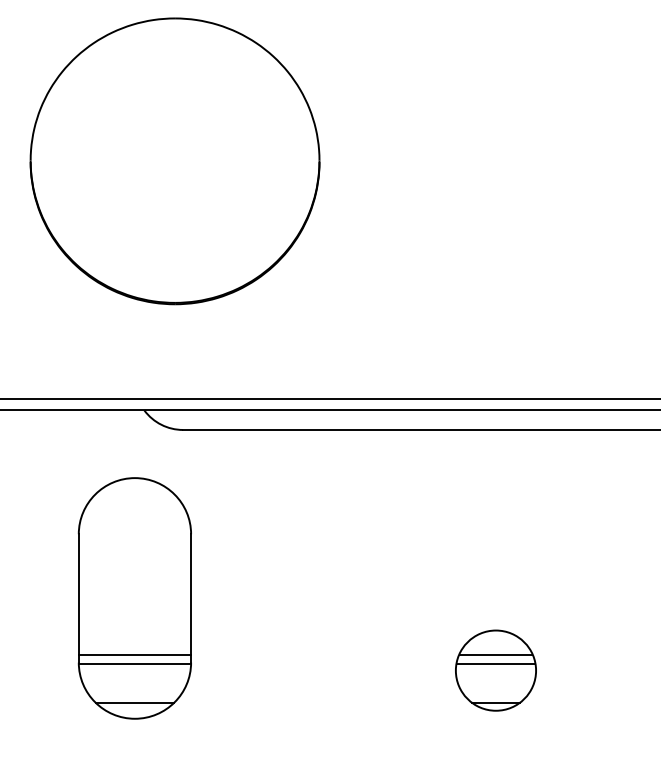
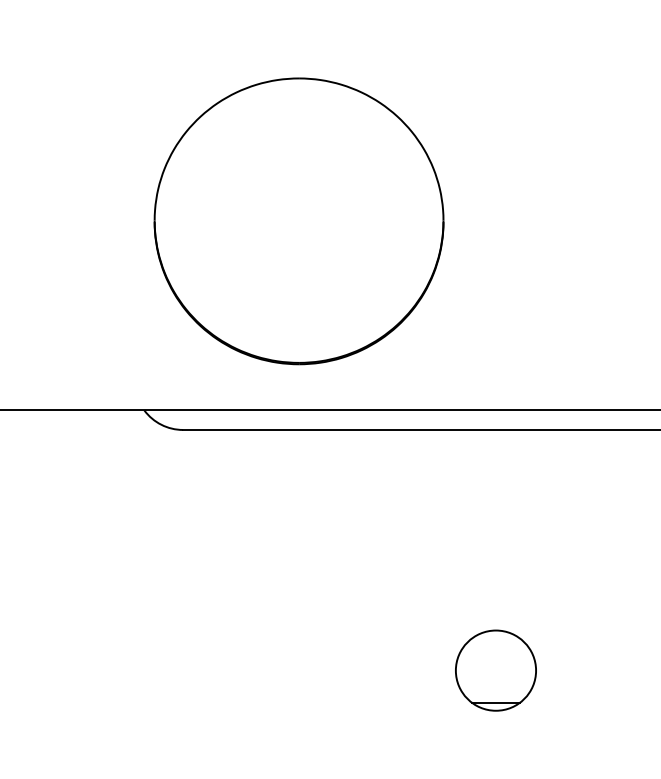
part position: (174, 161) -> (298, 221) (298, 221)
line: present -> none (329, 399)
part: present -> none (134, 598)
line: present -> none (495, 654)
line: present -> none (495, 663)
